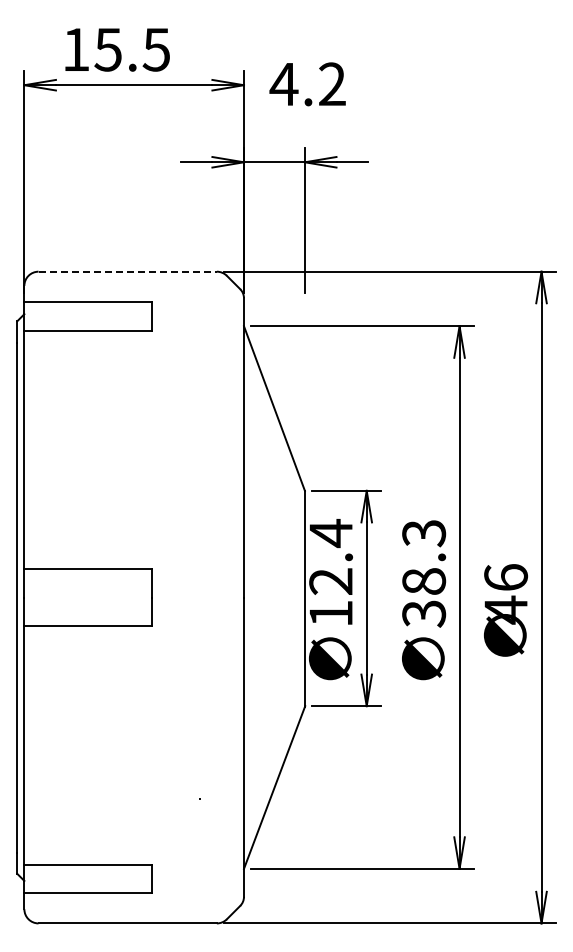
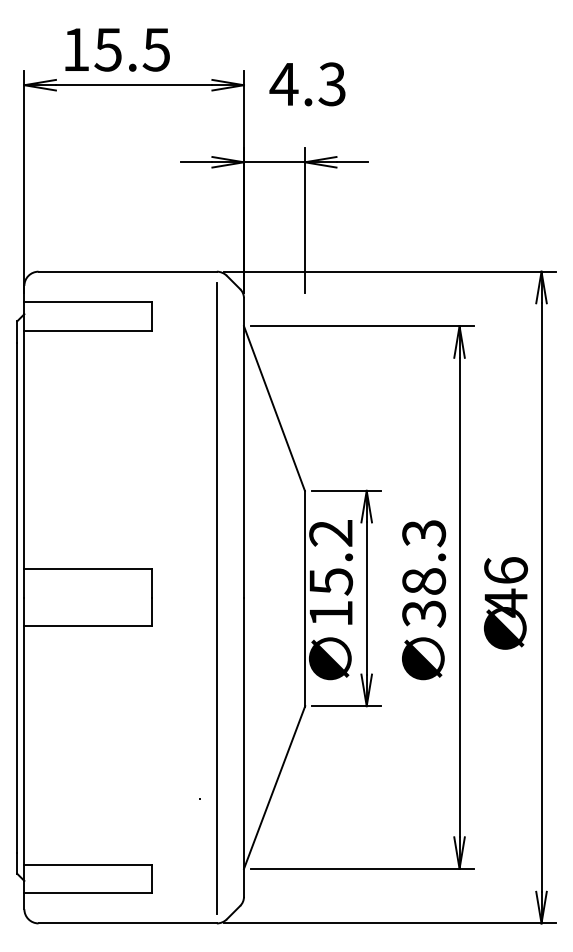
text: 4.2 -> 4.3 (331, 84)
line: dashed -> solid (128, 271)
text: 12.4 -> 15.2 (331, 556)
line: none -> present (216, 598)
text position: (505, 610) -> (505, 603) (505, 603)
